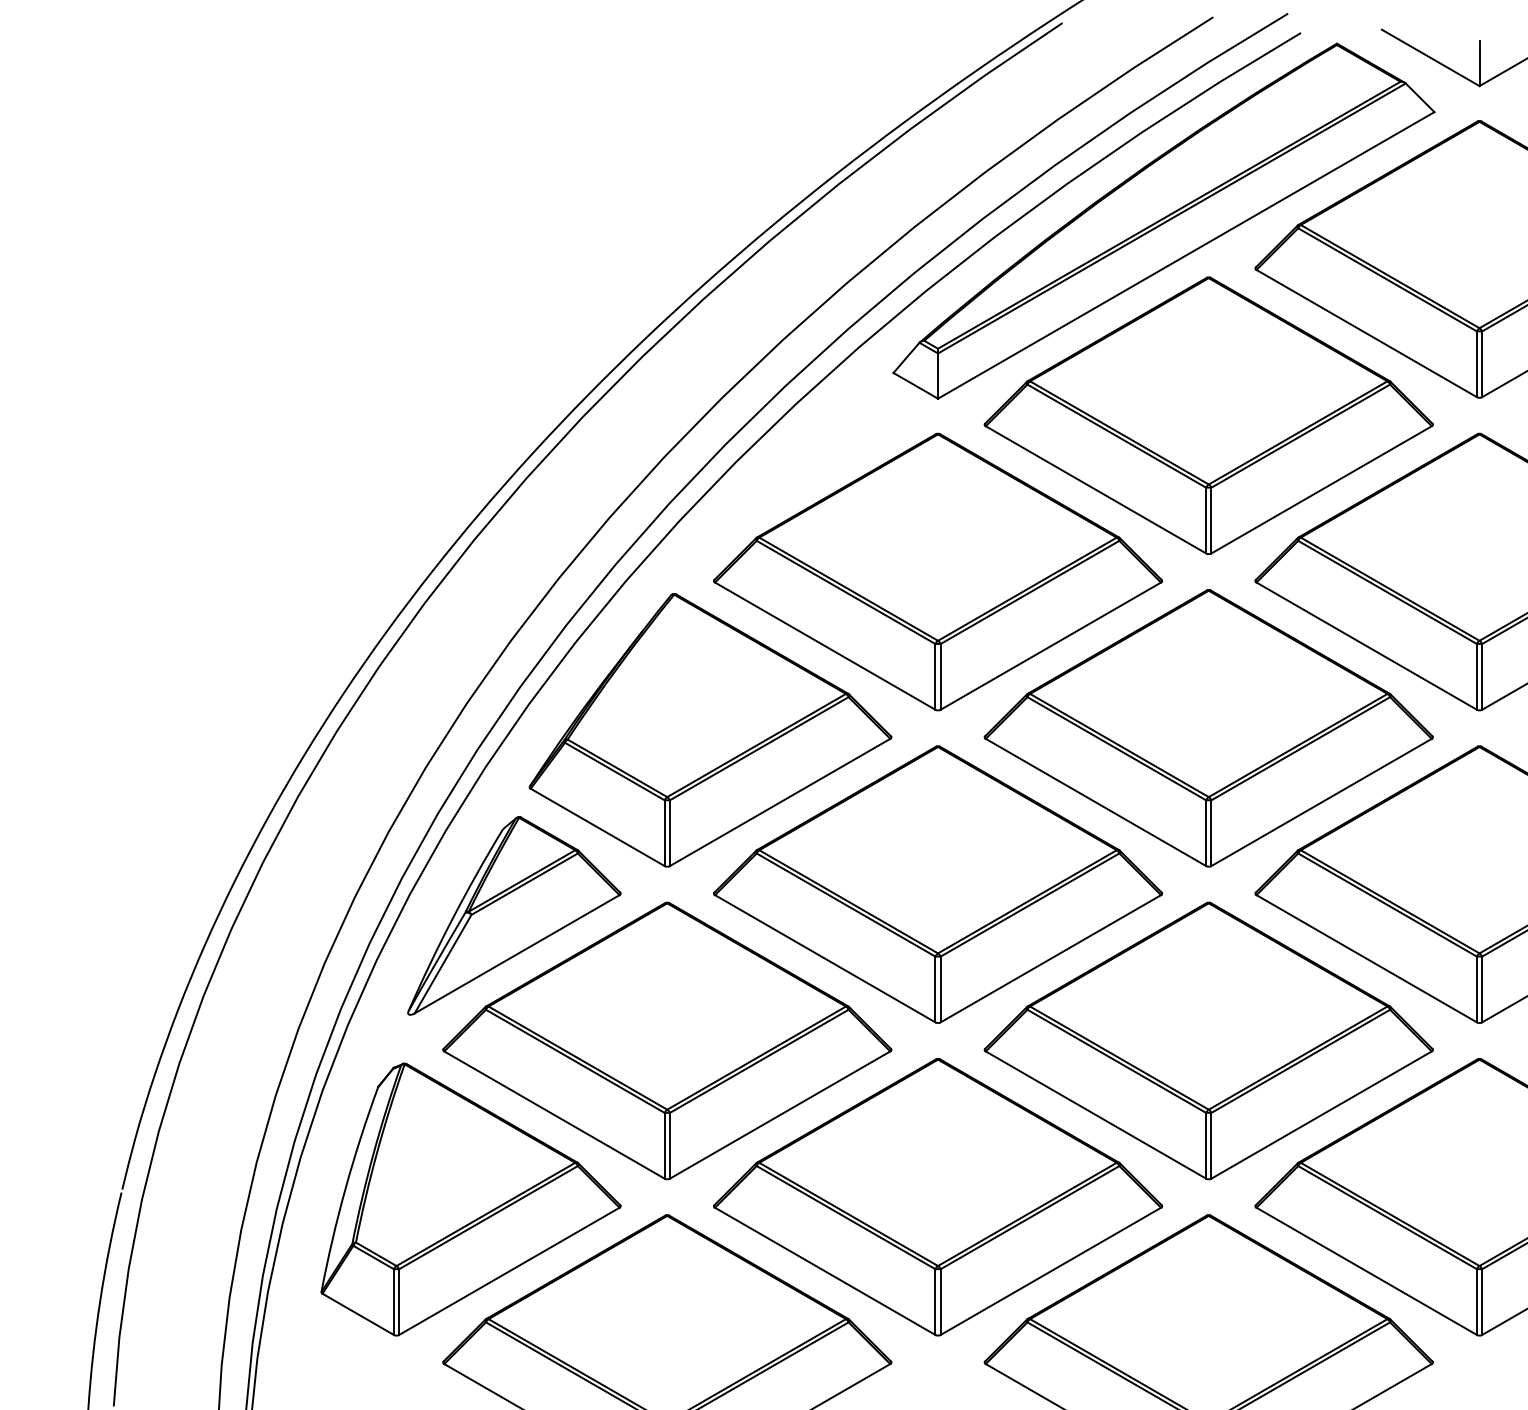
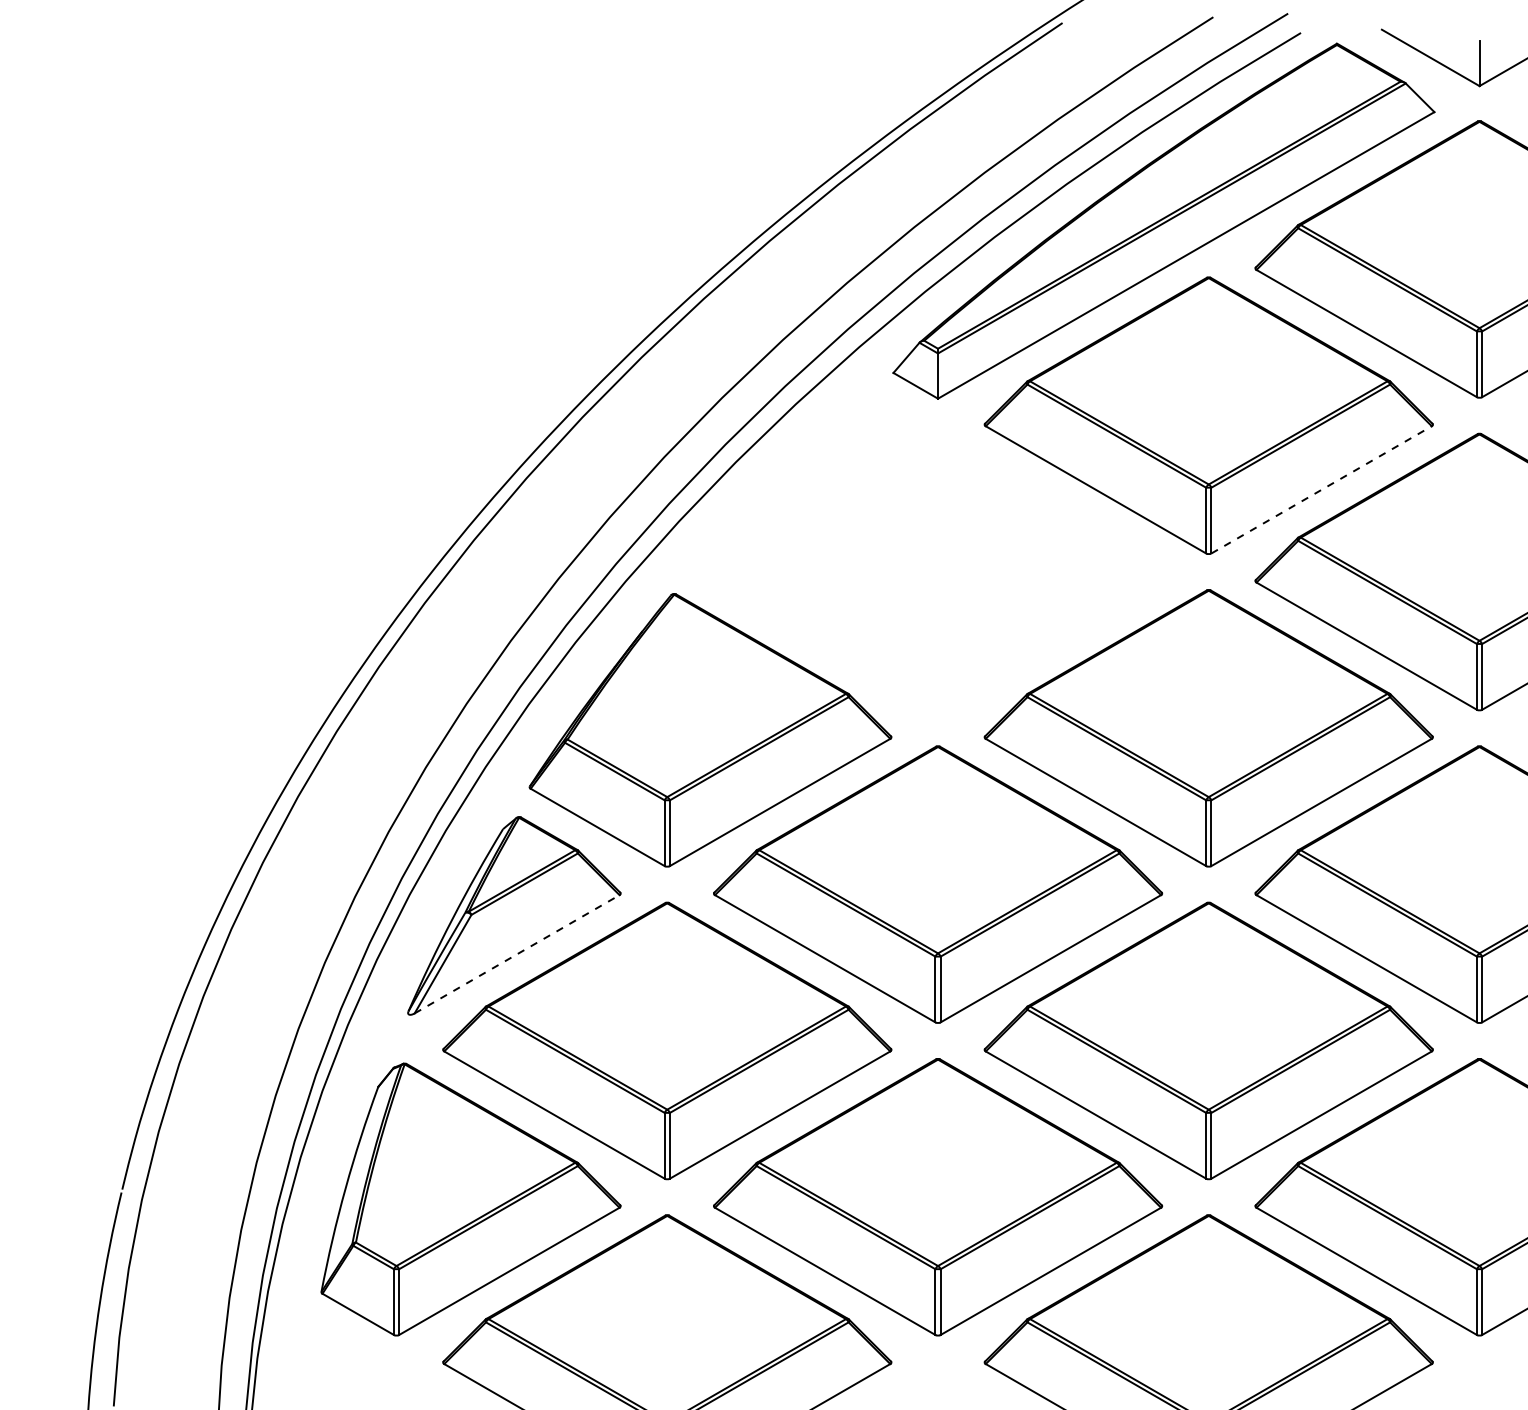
line: solid -> dashed (1322, 489)
part: present -> none (938, 571)
line: solid -> dashed (517, 954)
